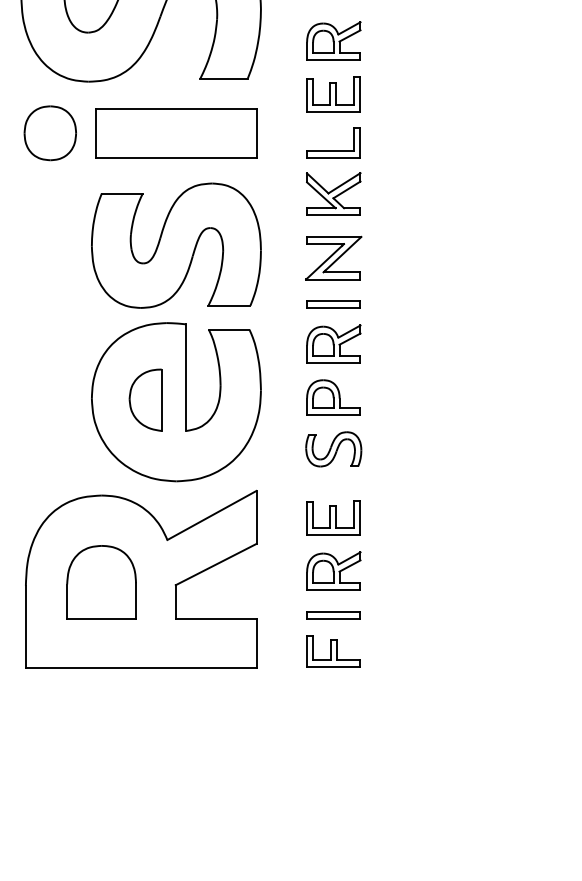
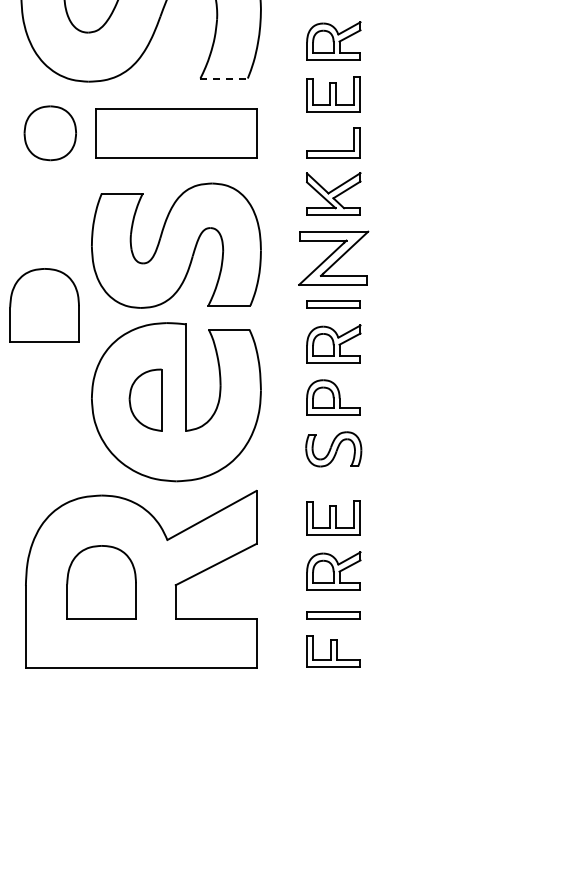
line: solid -> dashed (224, 78)
part size: 58x46 px -> 72x56 px (333, 257)
part: none -> present (44, 305)
